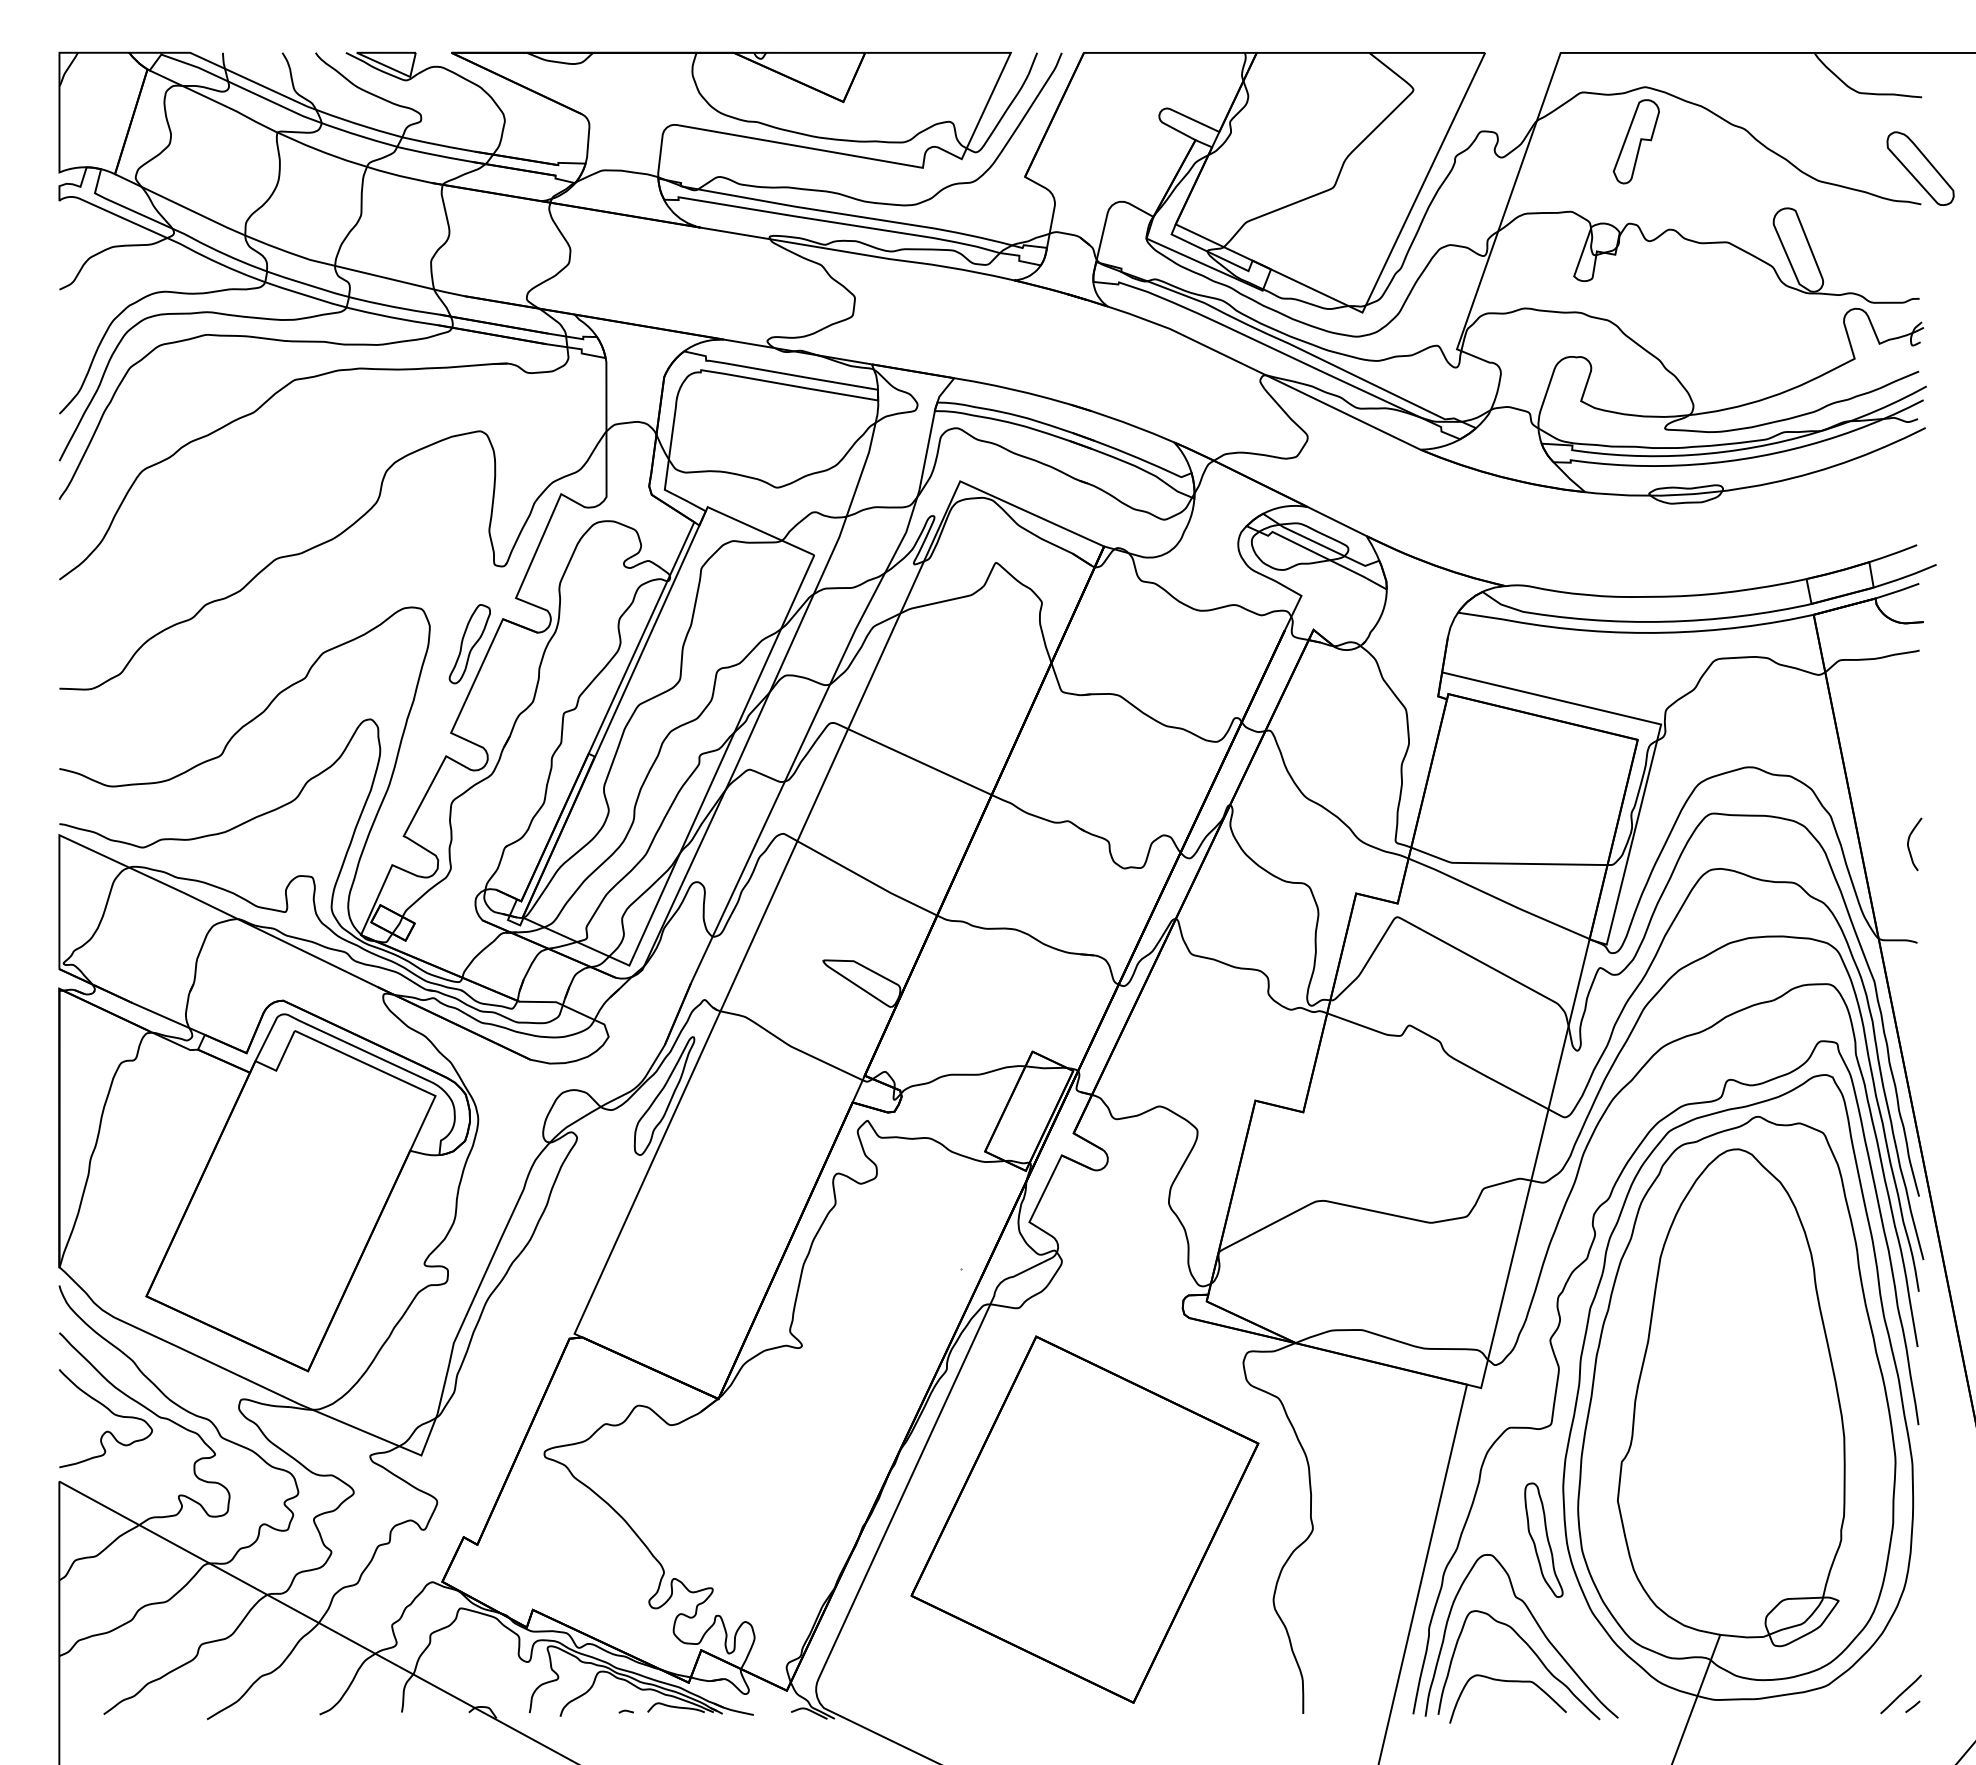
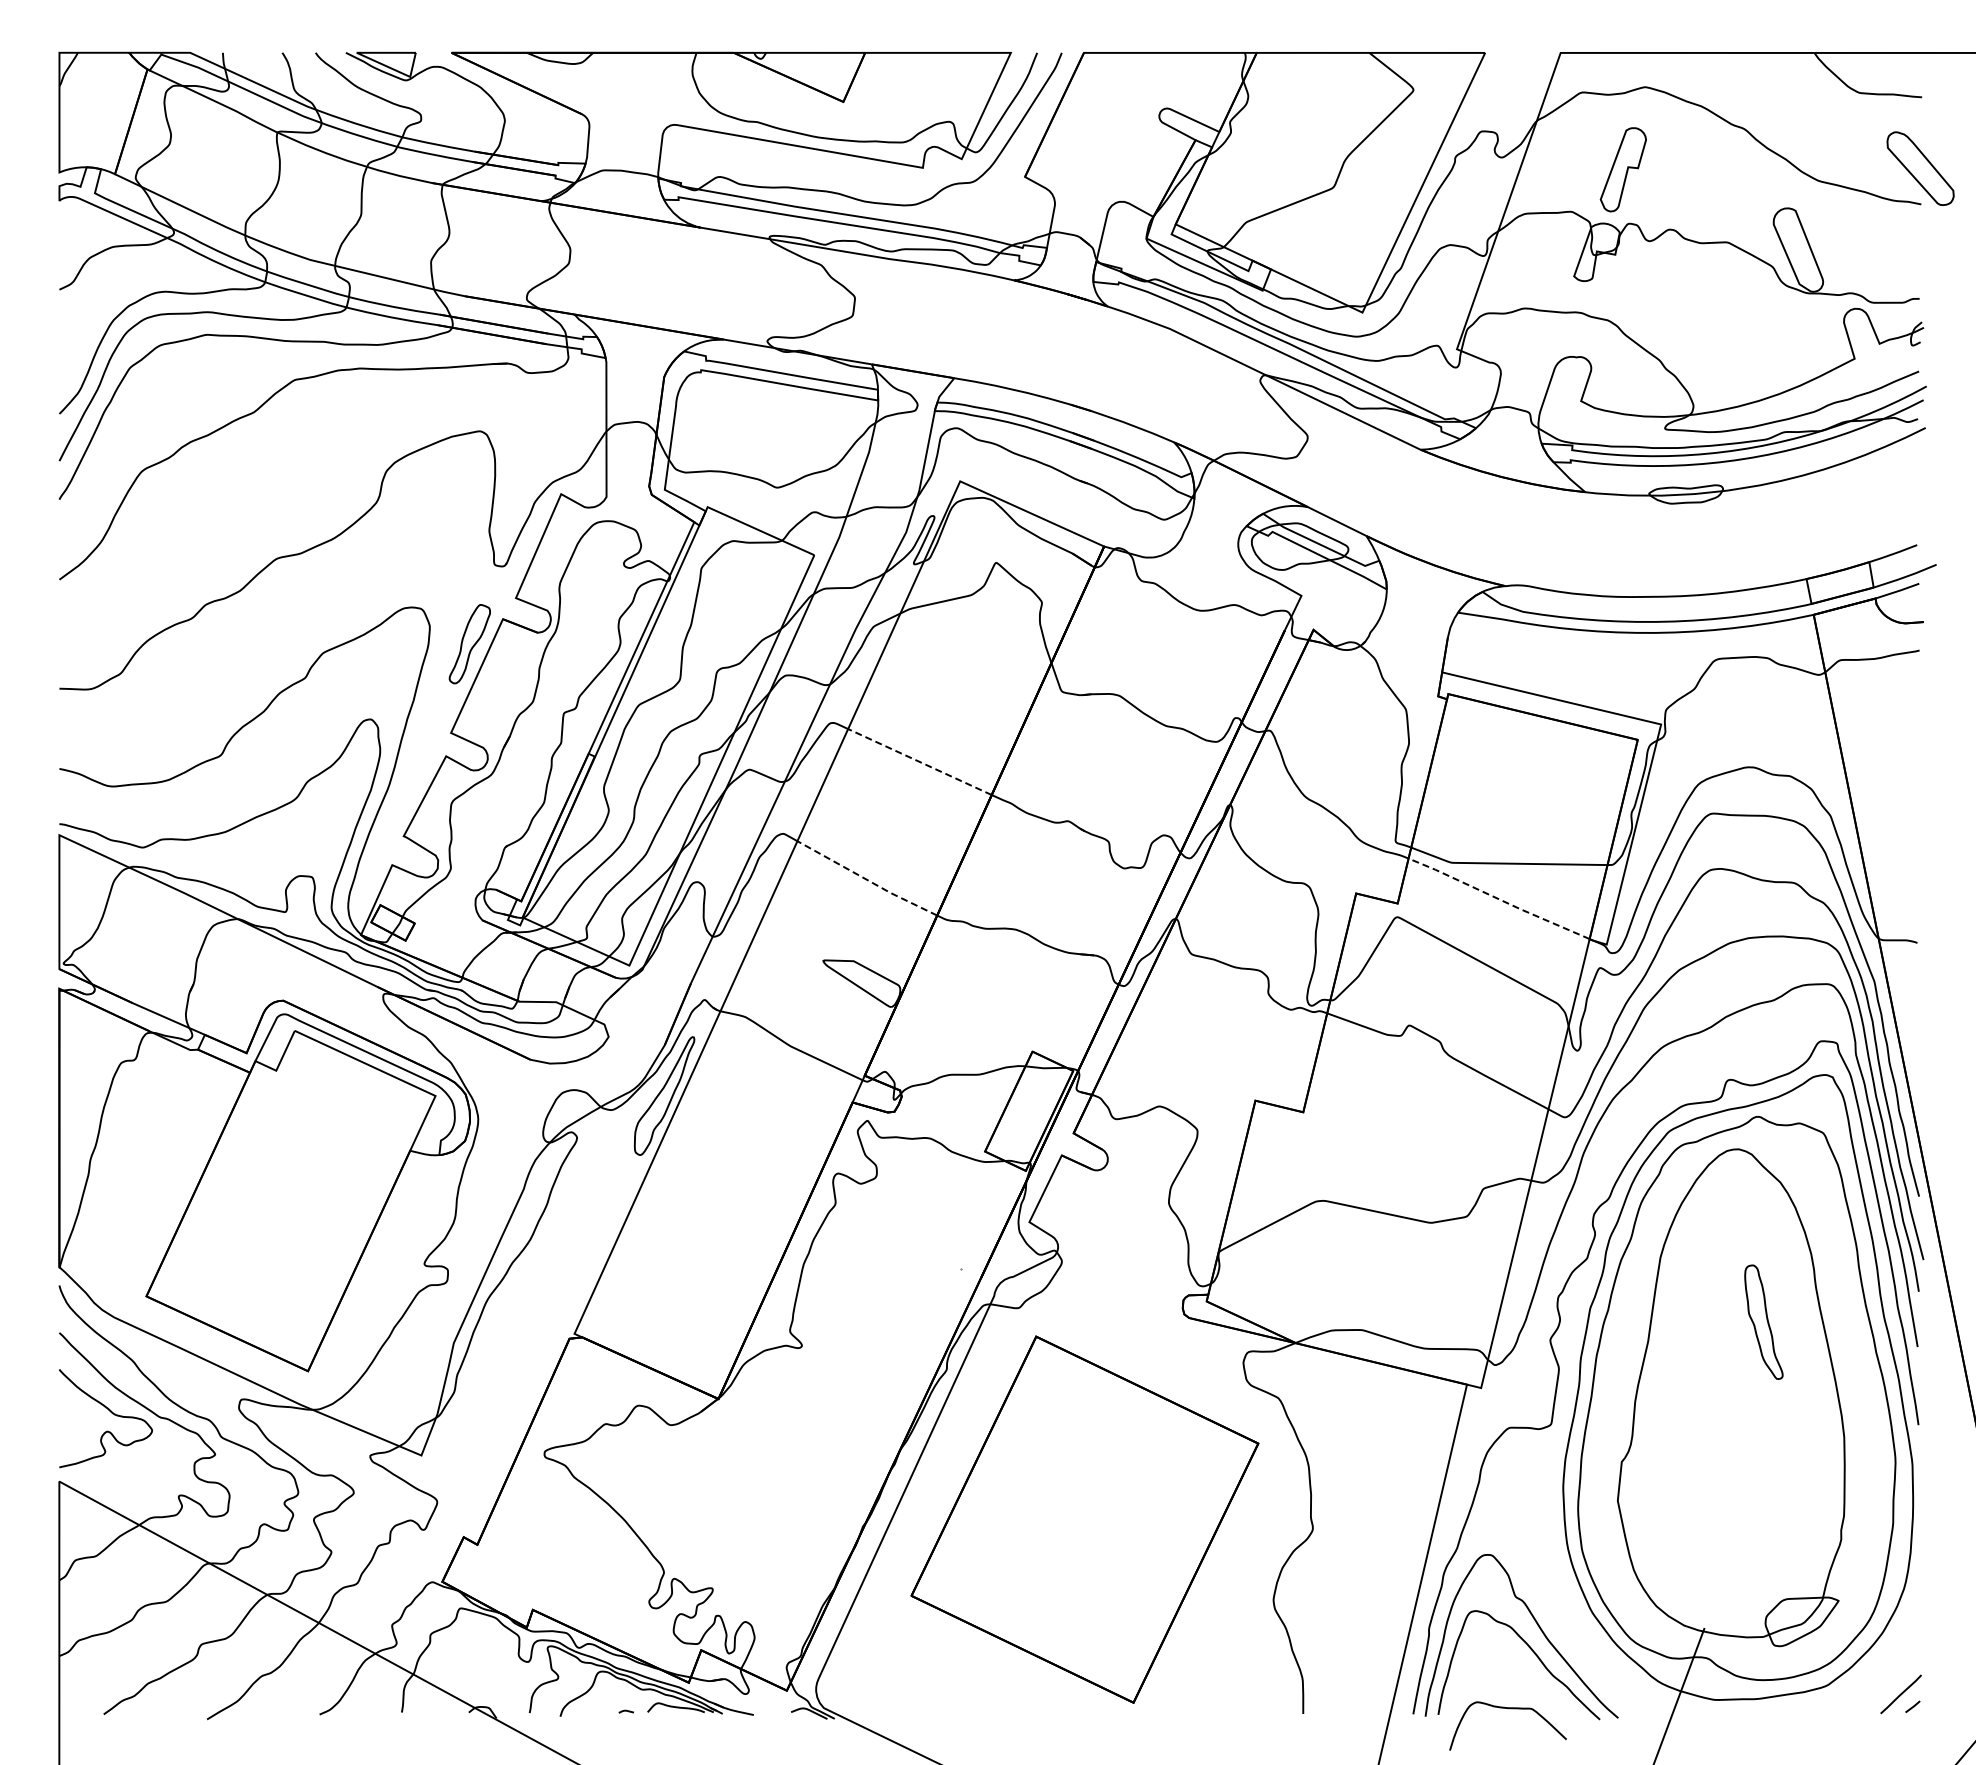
part position: (1635, 141) -> (1622, 169) (1622, 169)
line: solid -> dashed (919, 762)
curve: present -> none (1909, 846)
line: solid -> dashed (867, 880)
line: solid -> dashed (1498, 899)
part position: (1543, 1539) -> (1763, 1321) (1763, 1321)
curve position: (1508, 1682) -> (1508, 1709) (1508, 1709)
line position: (1696, 1697) -> (1679, 1694) (1679, 1694)
